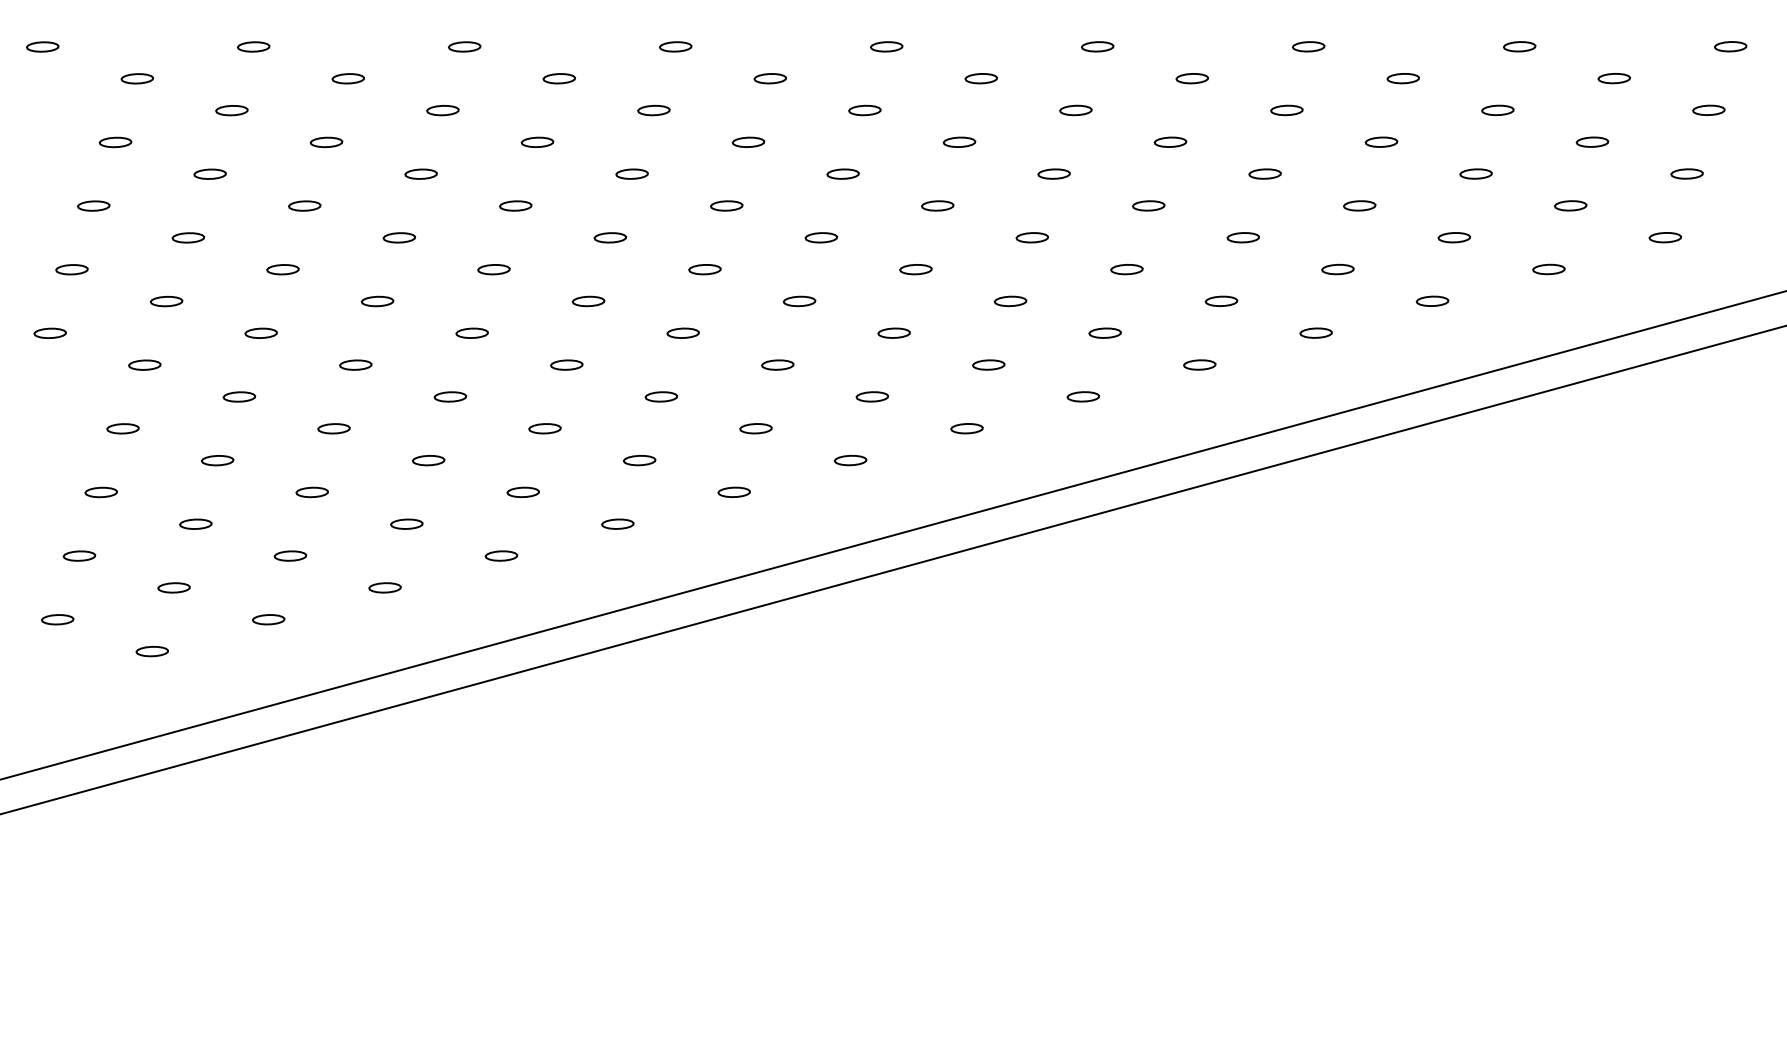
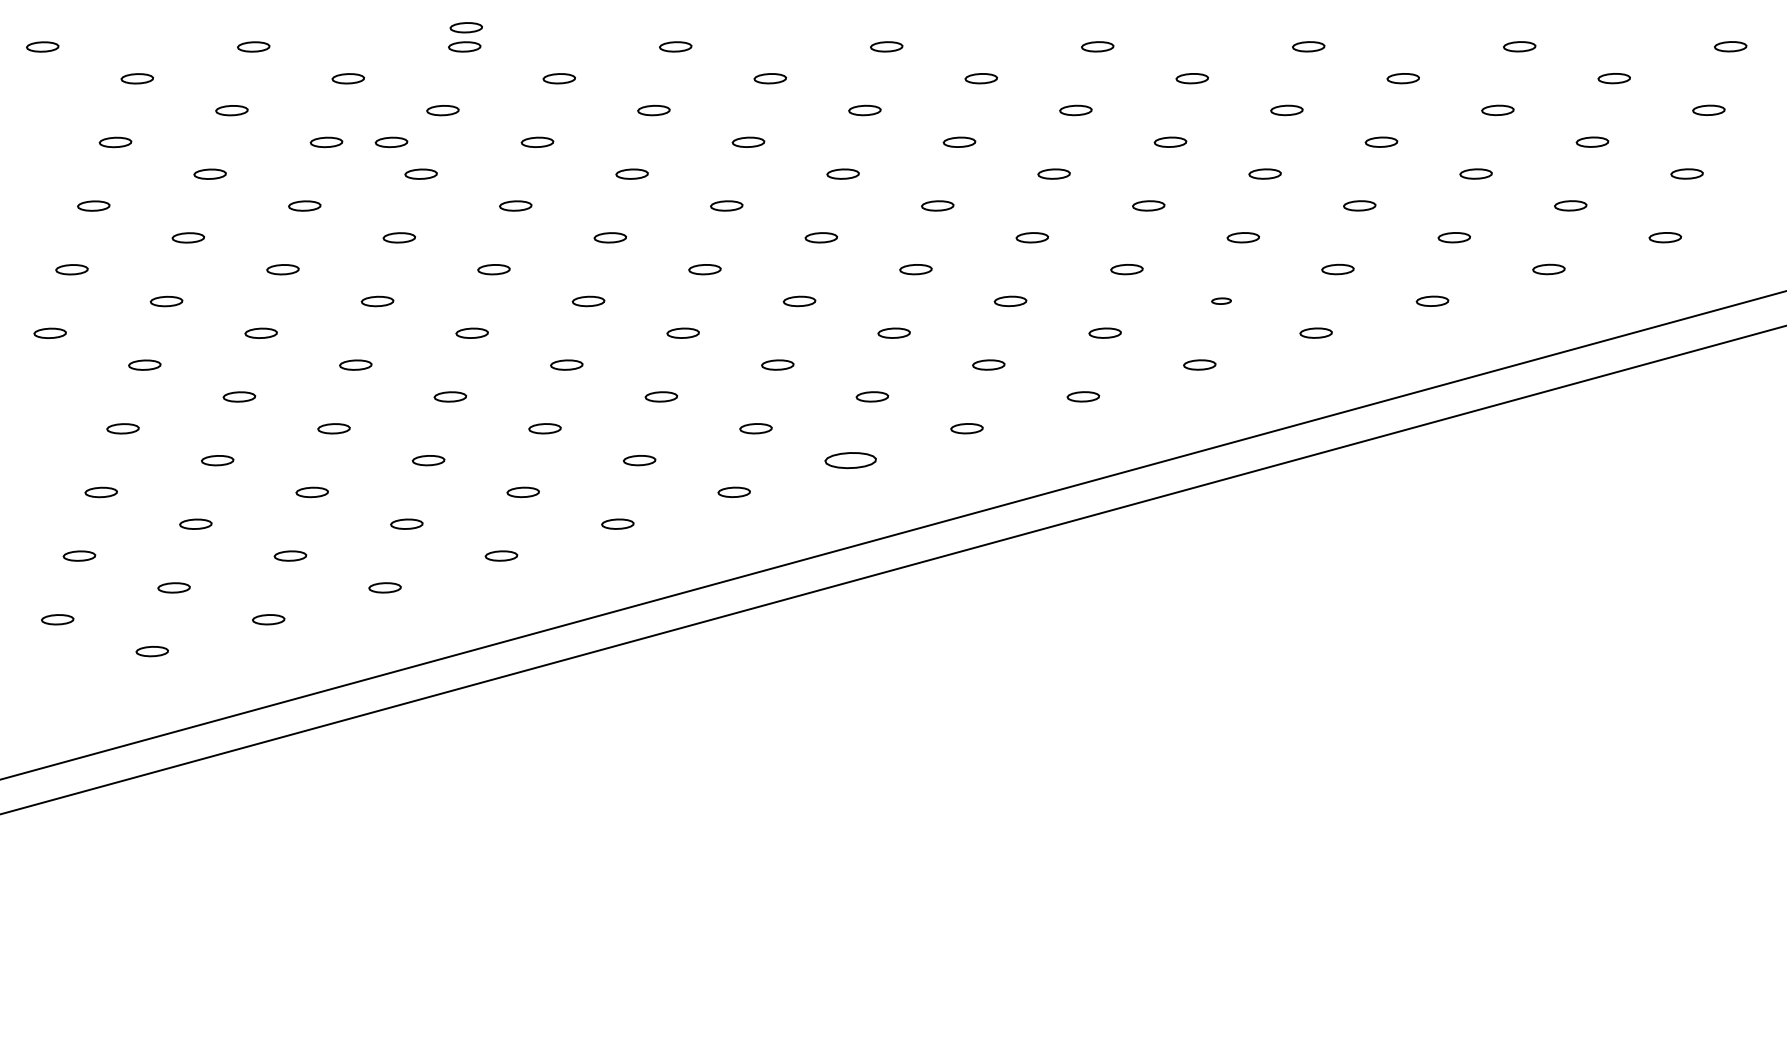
part: none -> present (465, 27)
part: none -> present (391, 142)
part size: 35x12 px -> 21x8 px (1221, 300)
part size: 35x13 px -> 53x18 px (850, 460)
